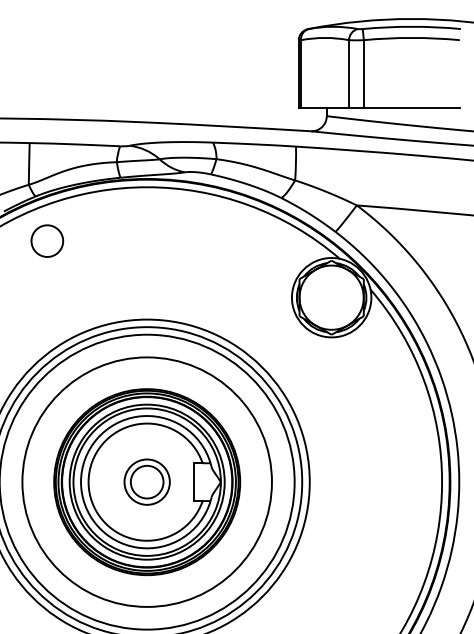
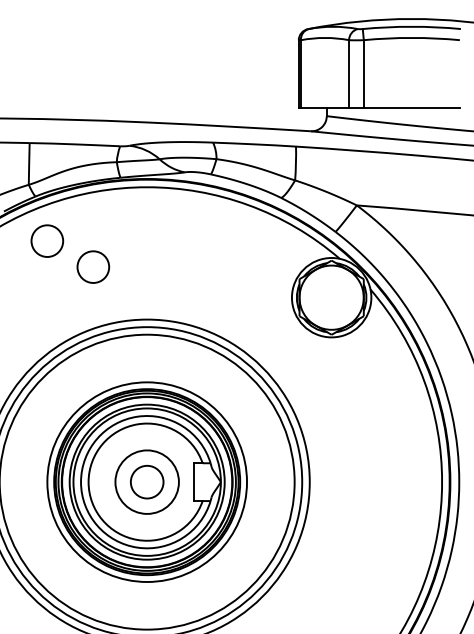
circle: none -> present (93, 266)
circle diameter: 250 px -> 200 px (147, 481)
circle diameter: 45 px -> 64 px (146, 481)
